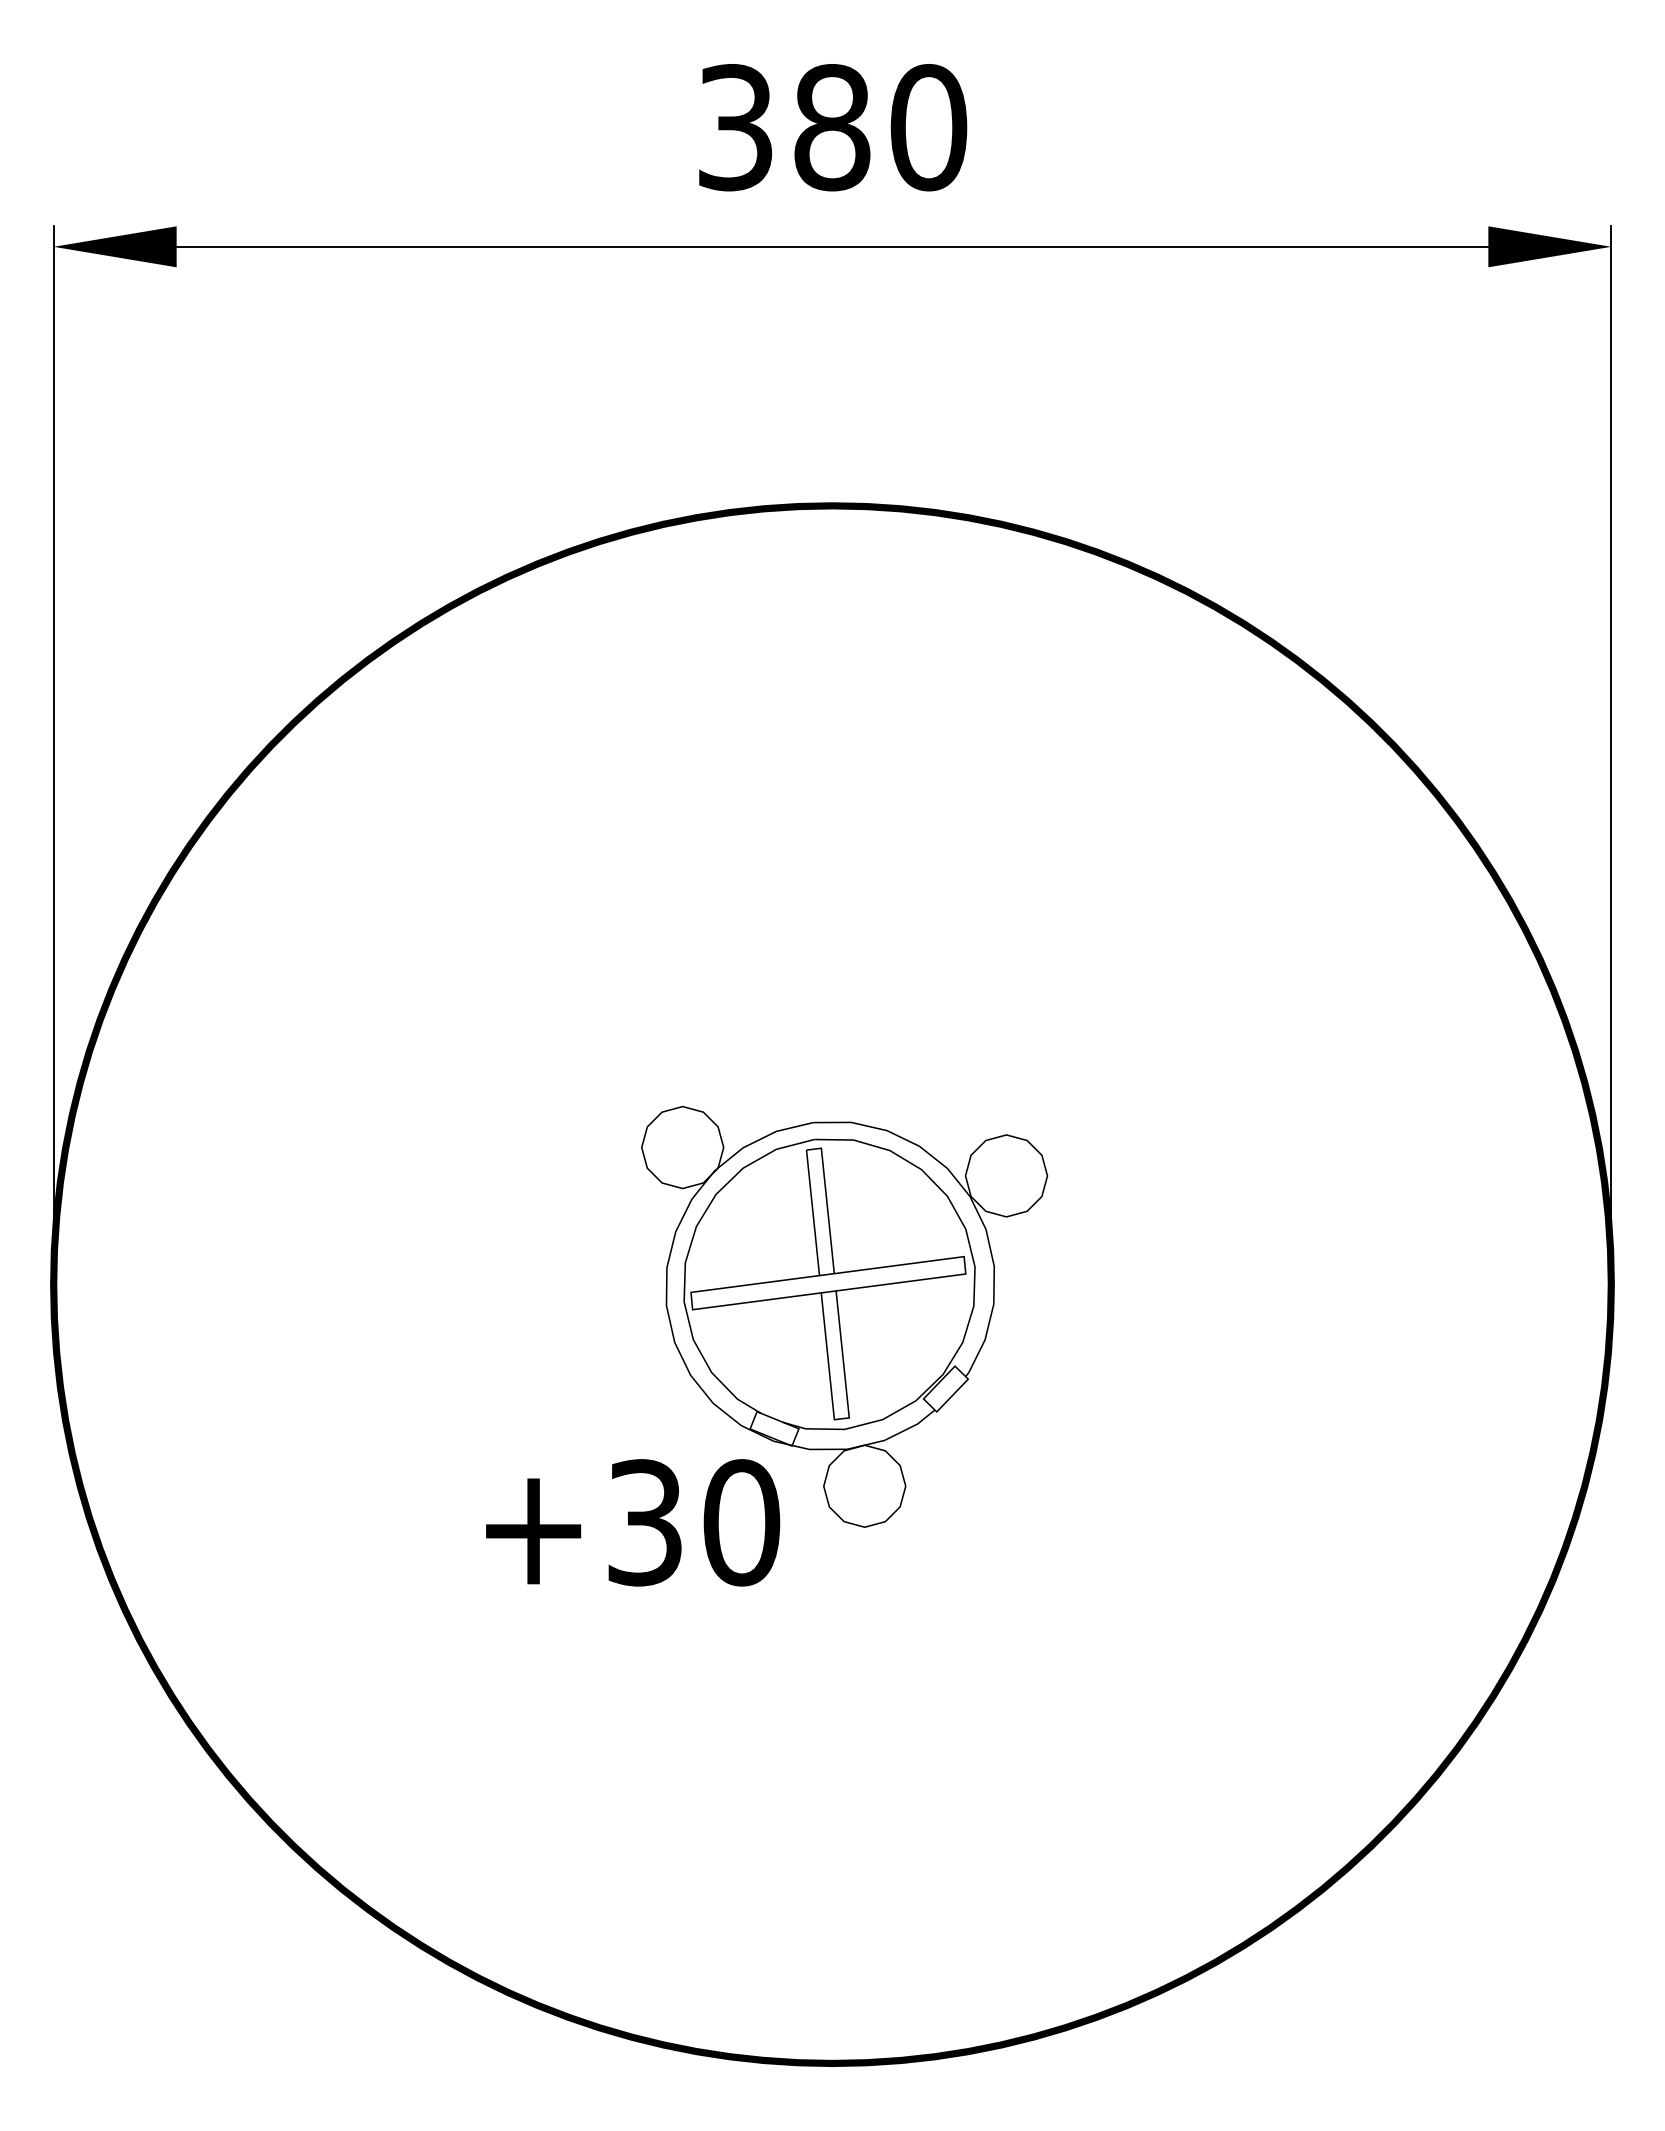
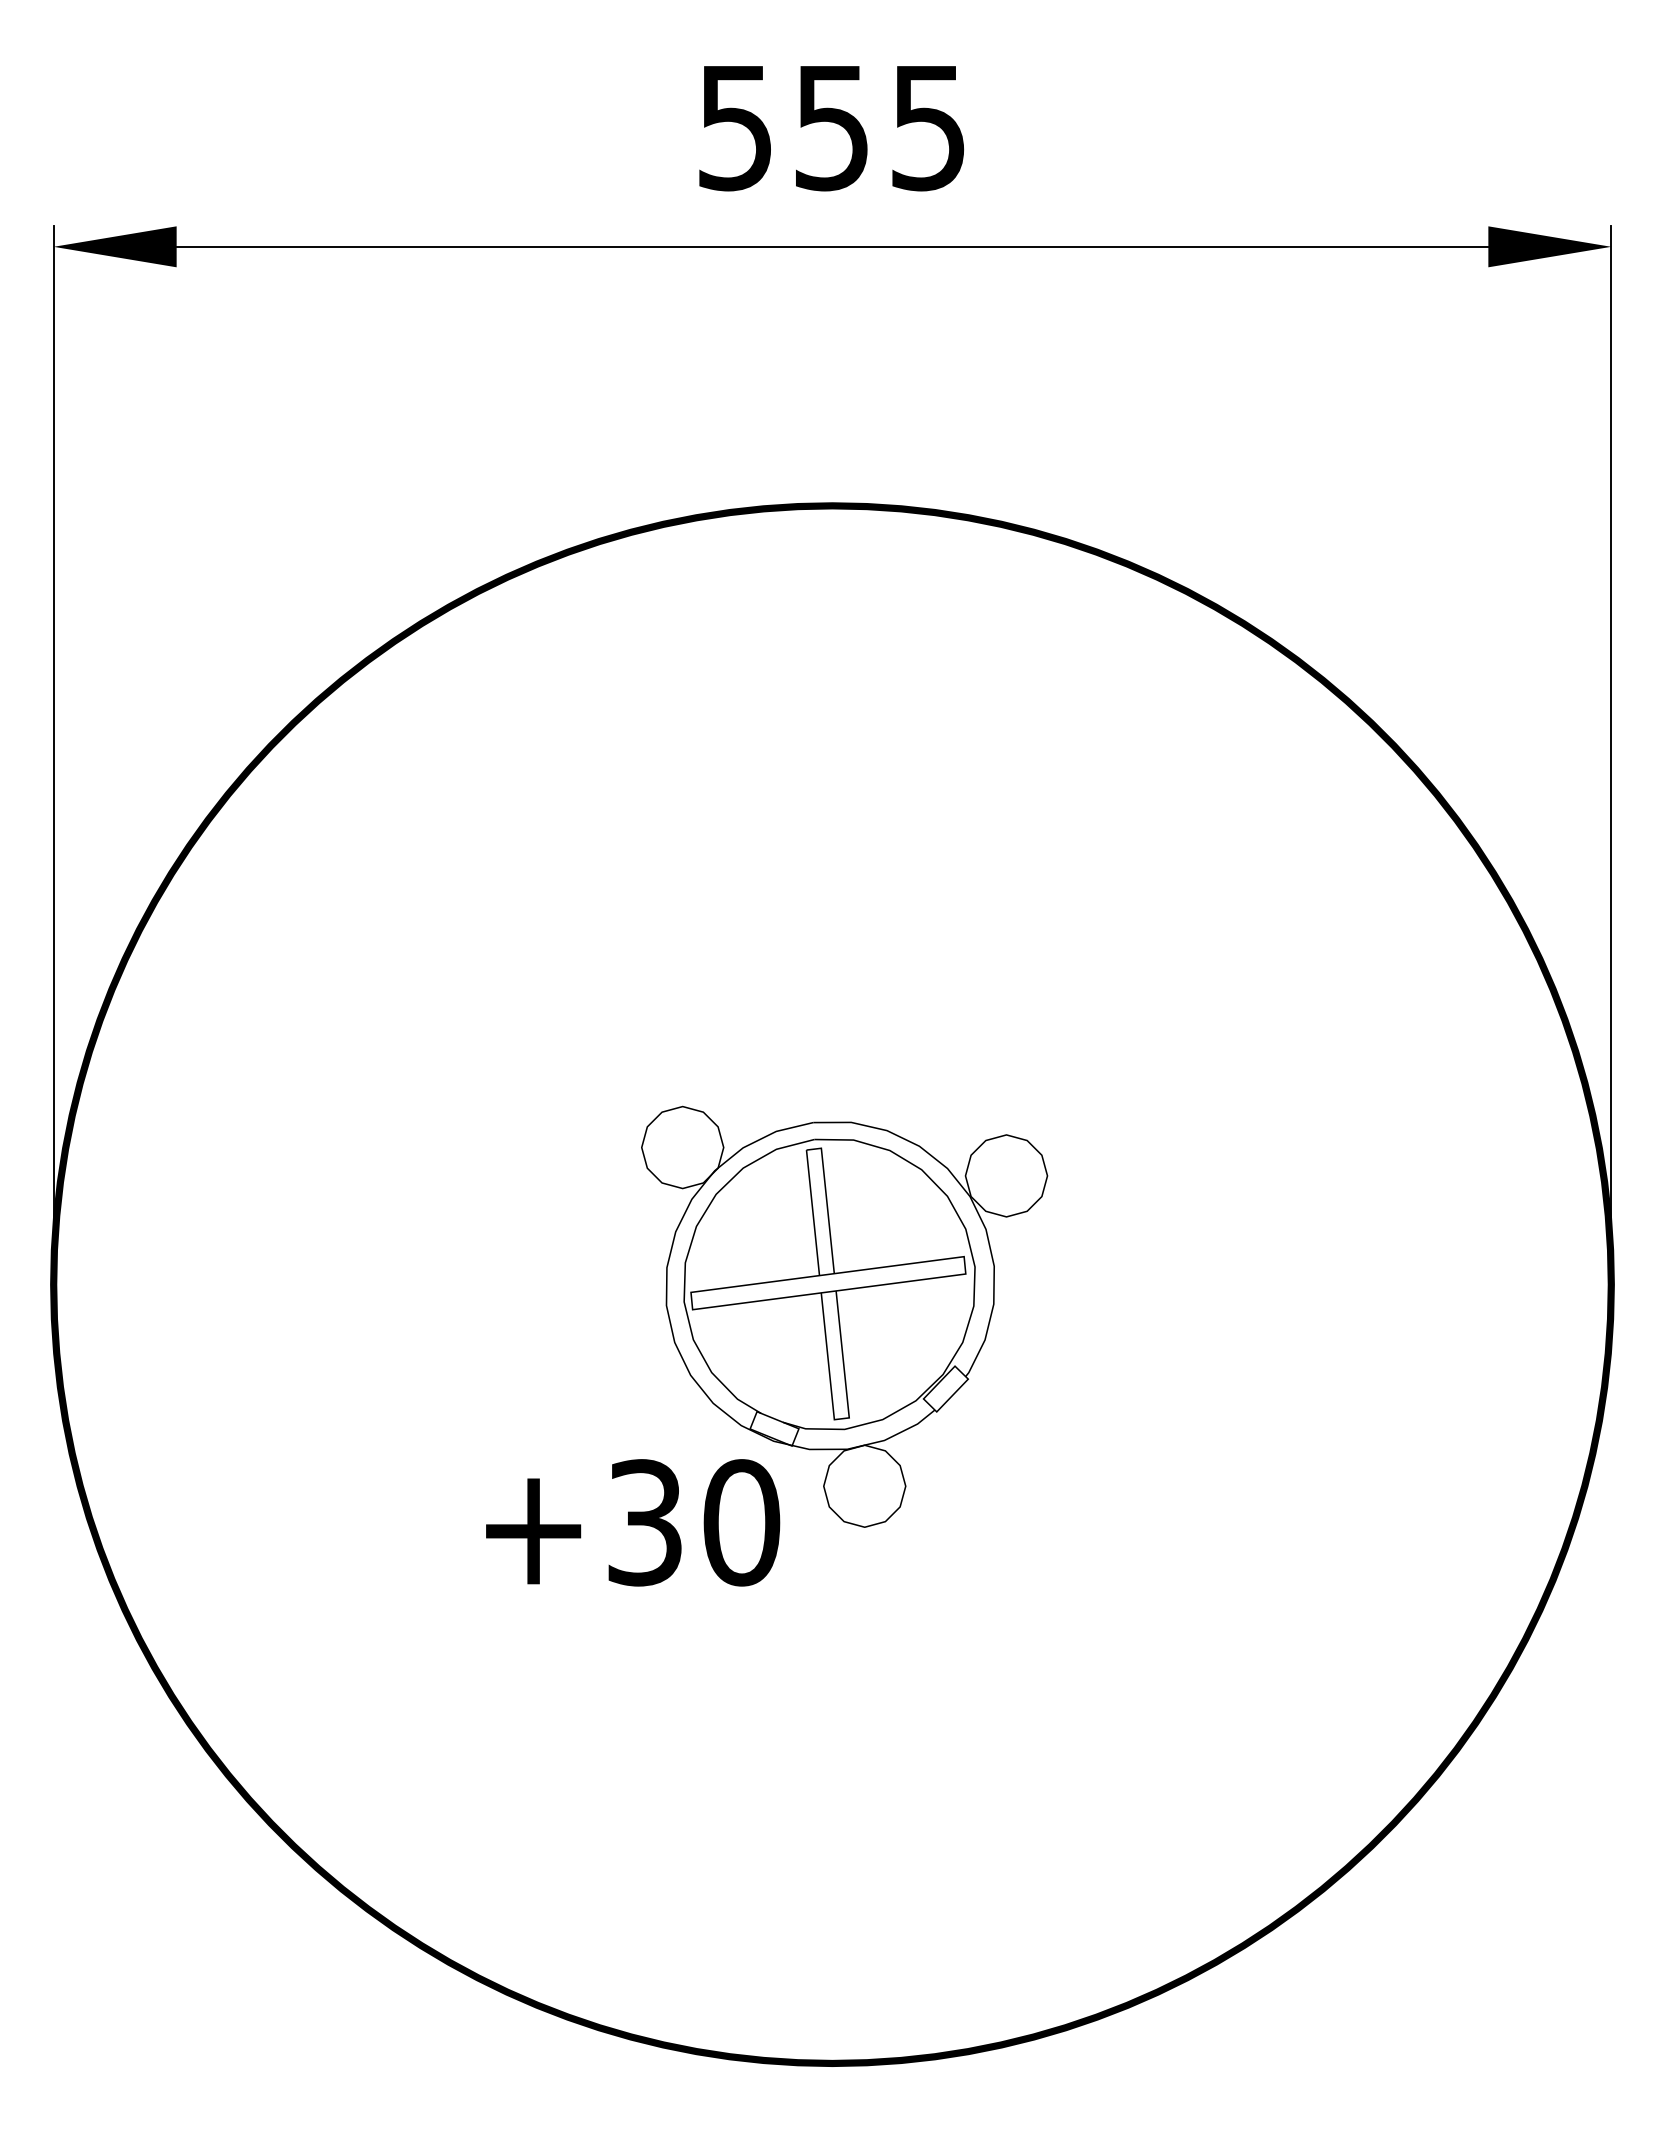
text: 380 -> 555 (833, 127)
